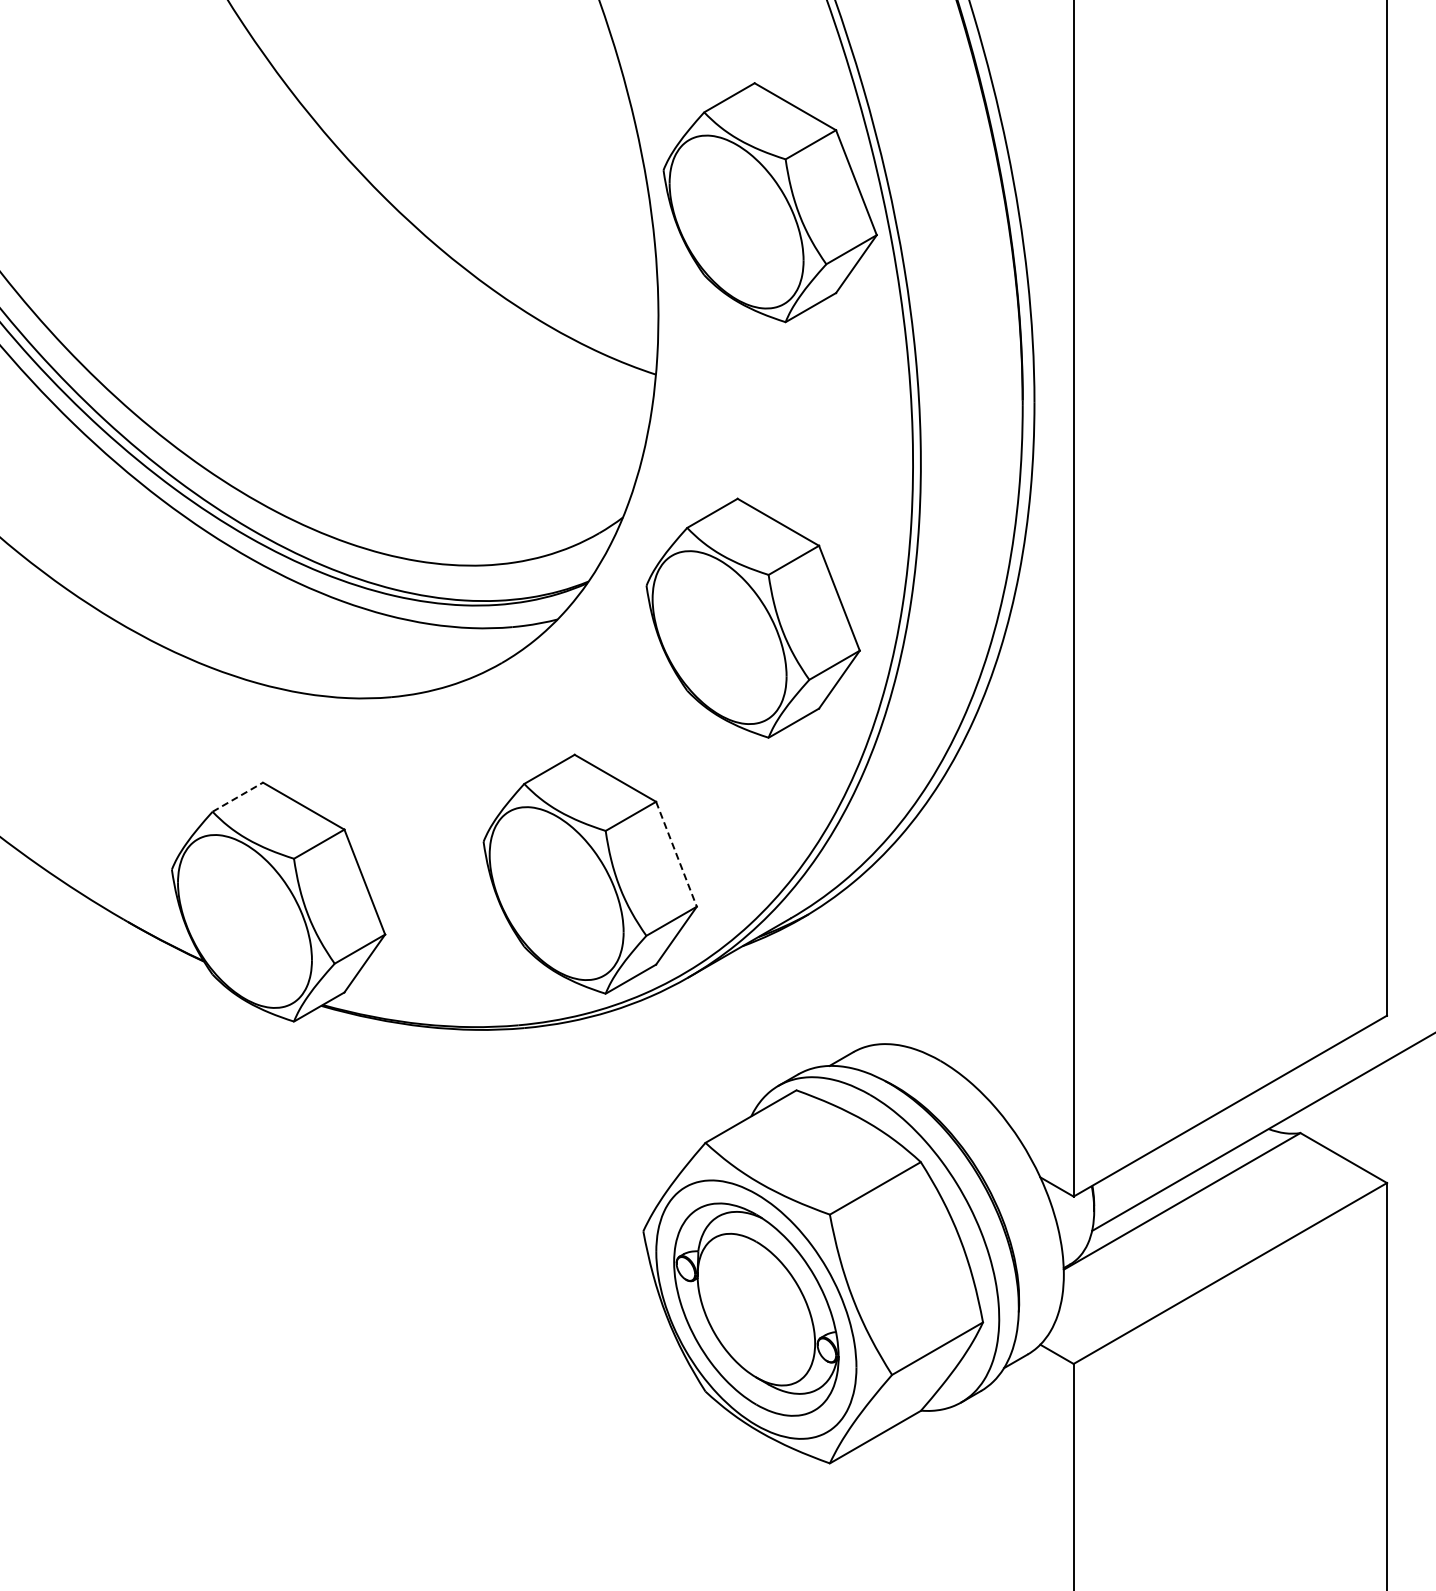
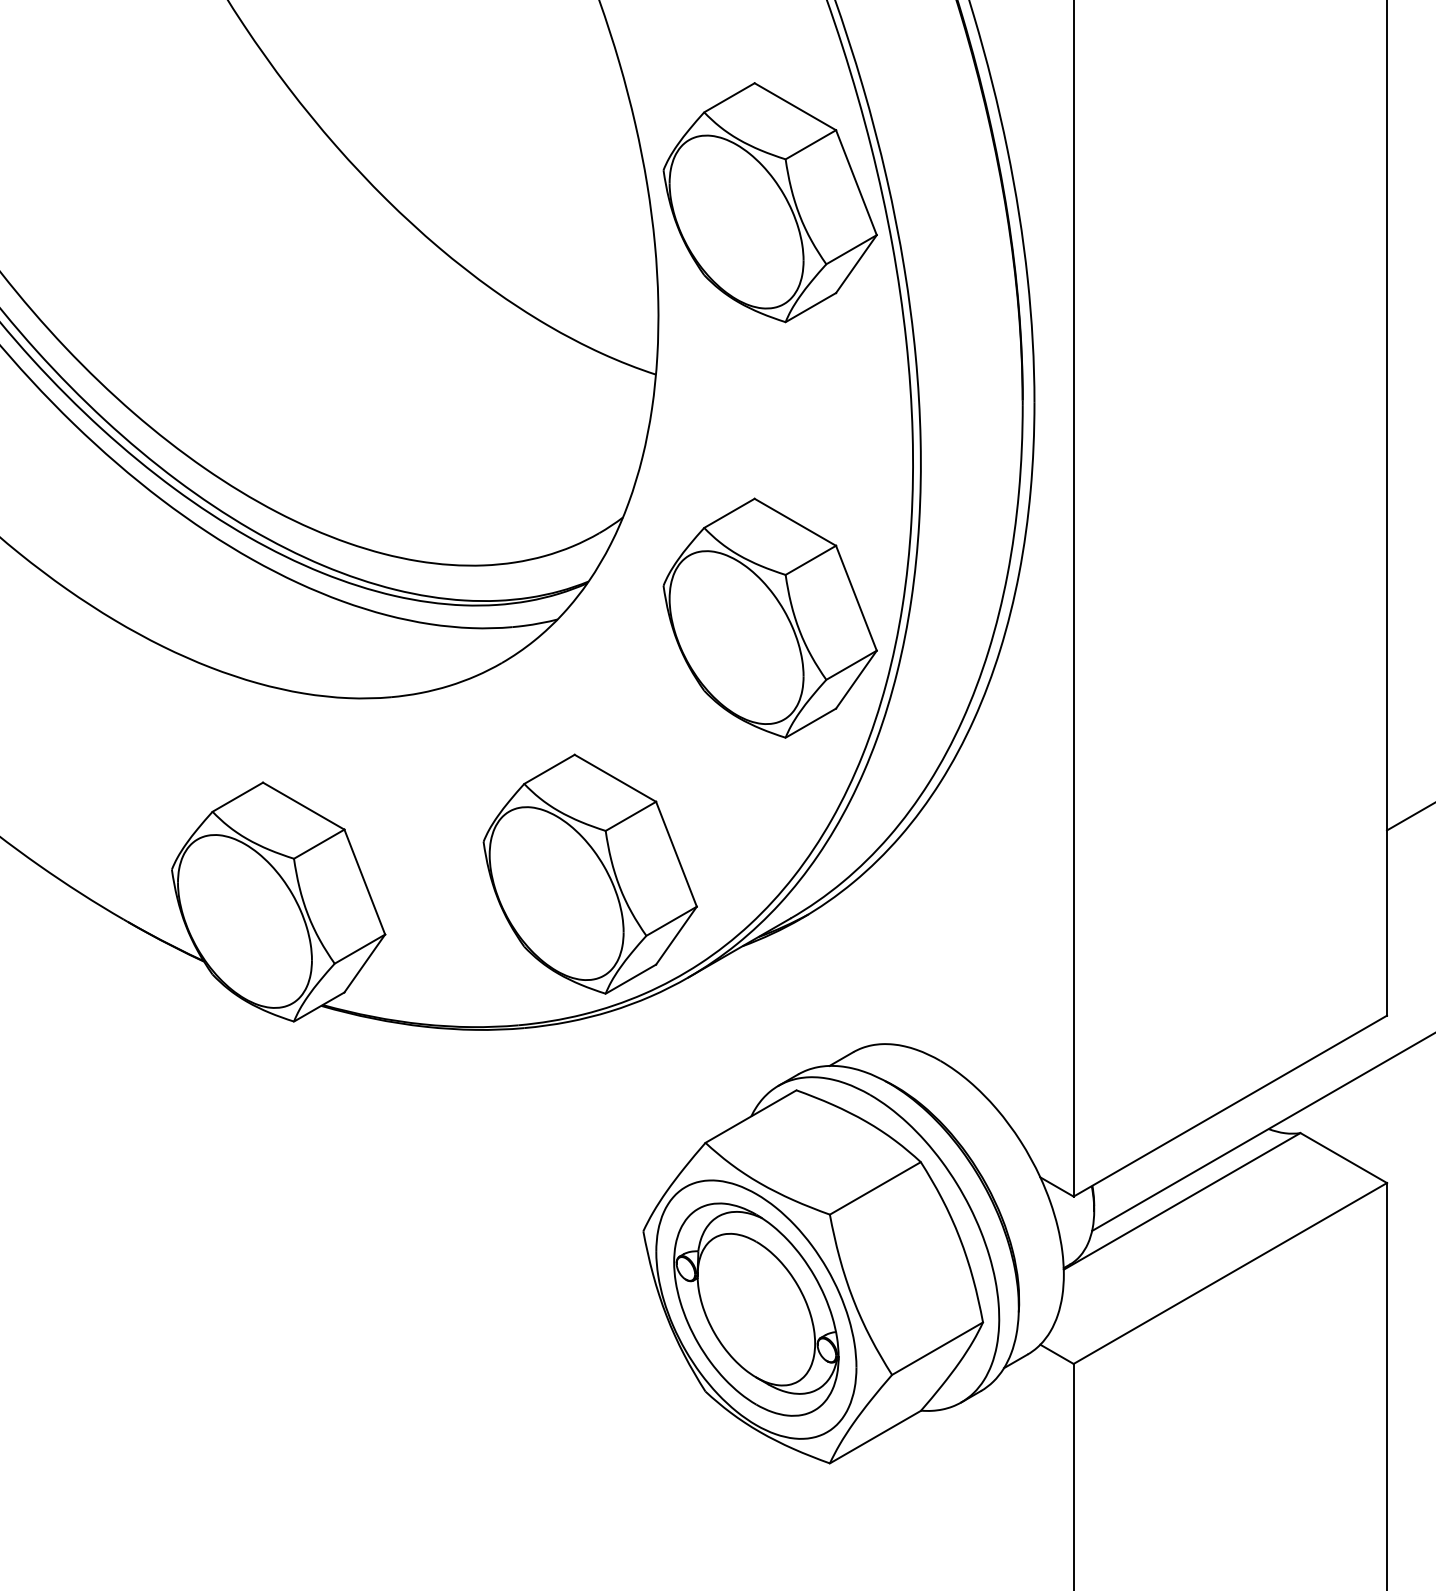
part position: (752, 617) -> (769, 617) (769, 617)
line: dashed -> solid (238, 796)
line: none -> present (1409, 816)
line: dashed -> solid (676, 854)
